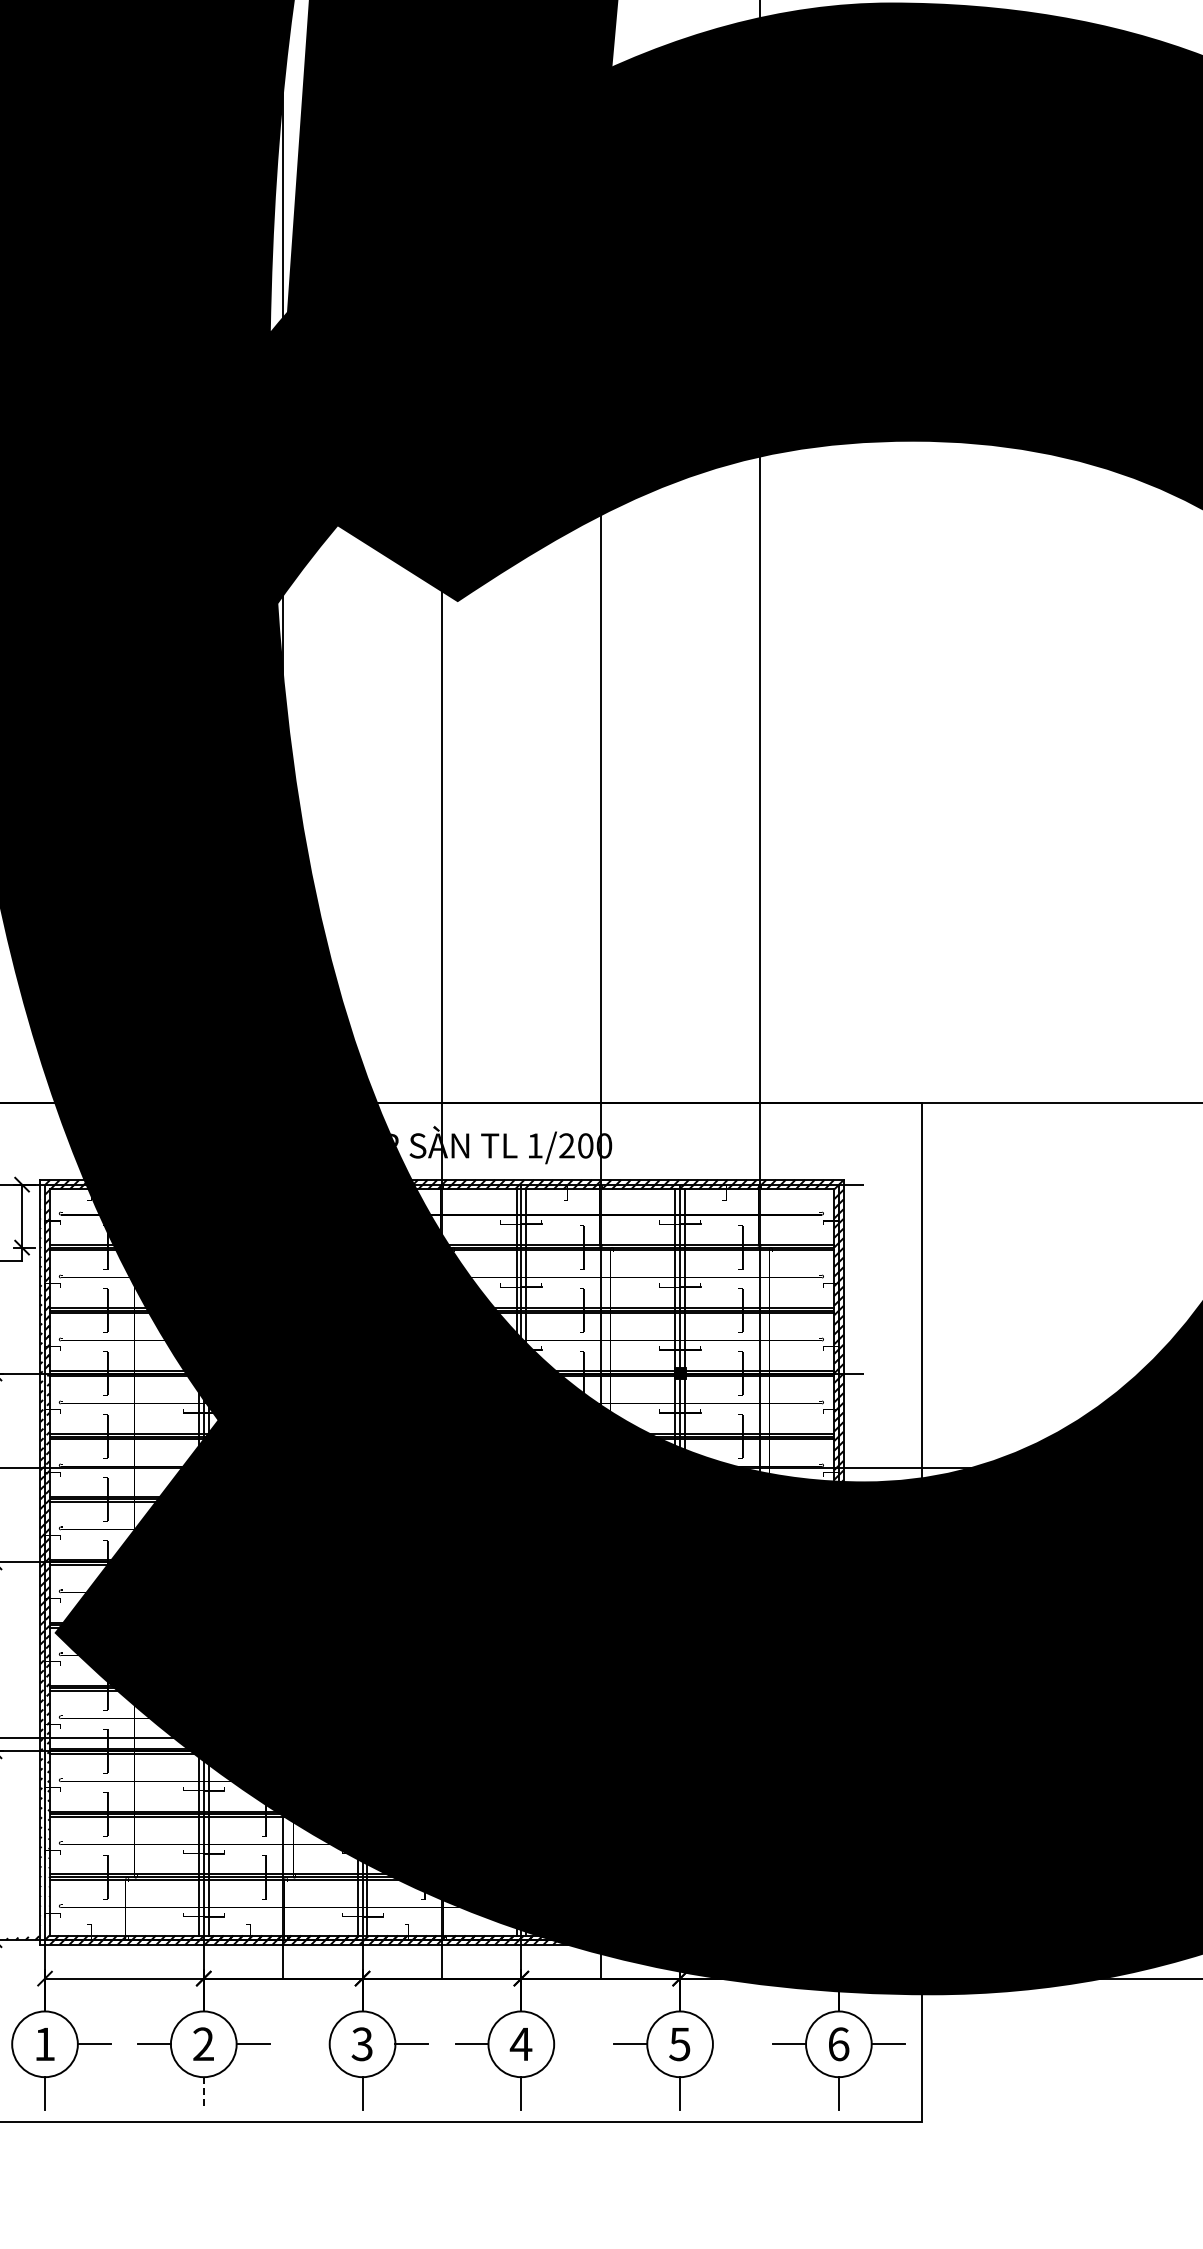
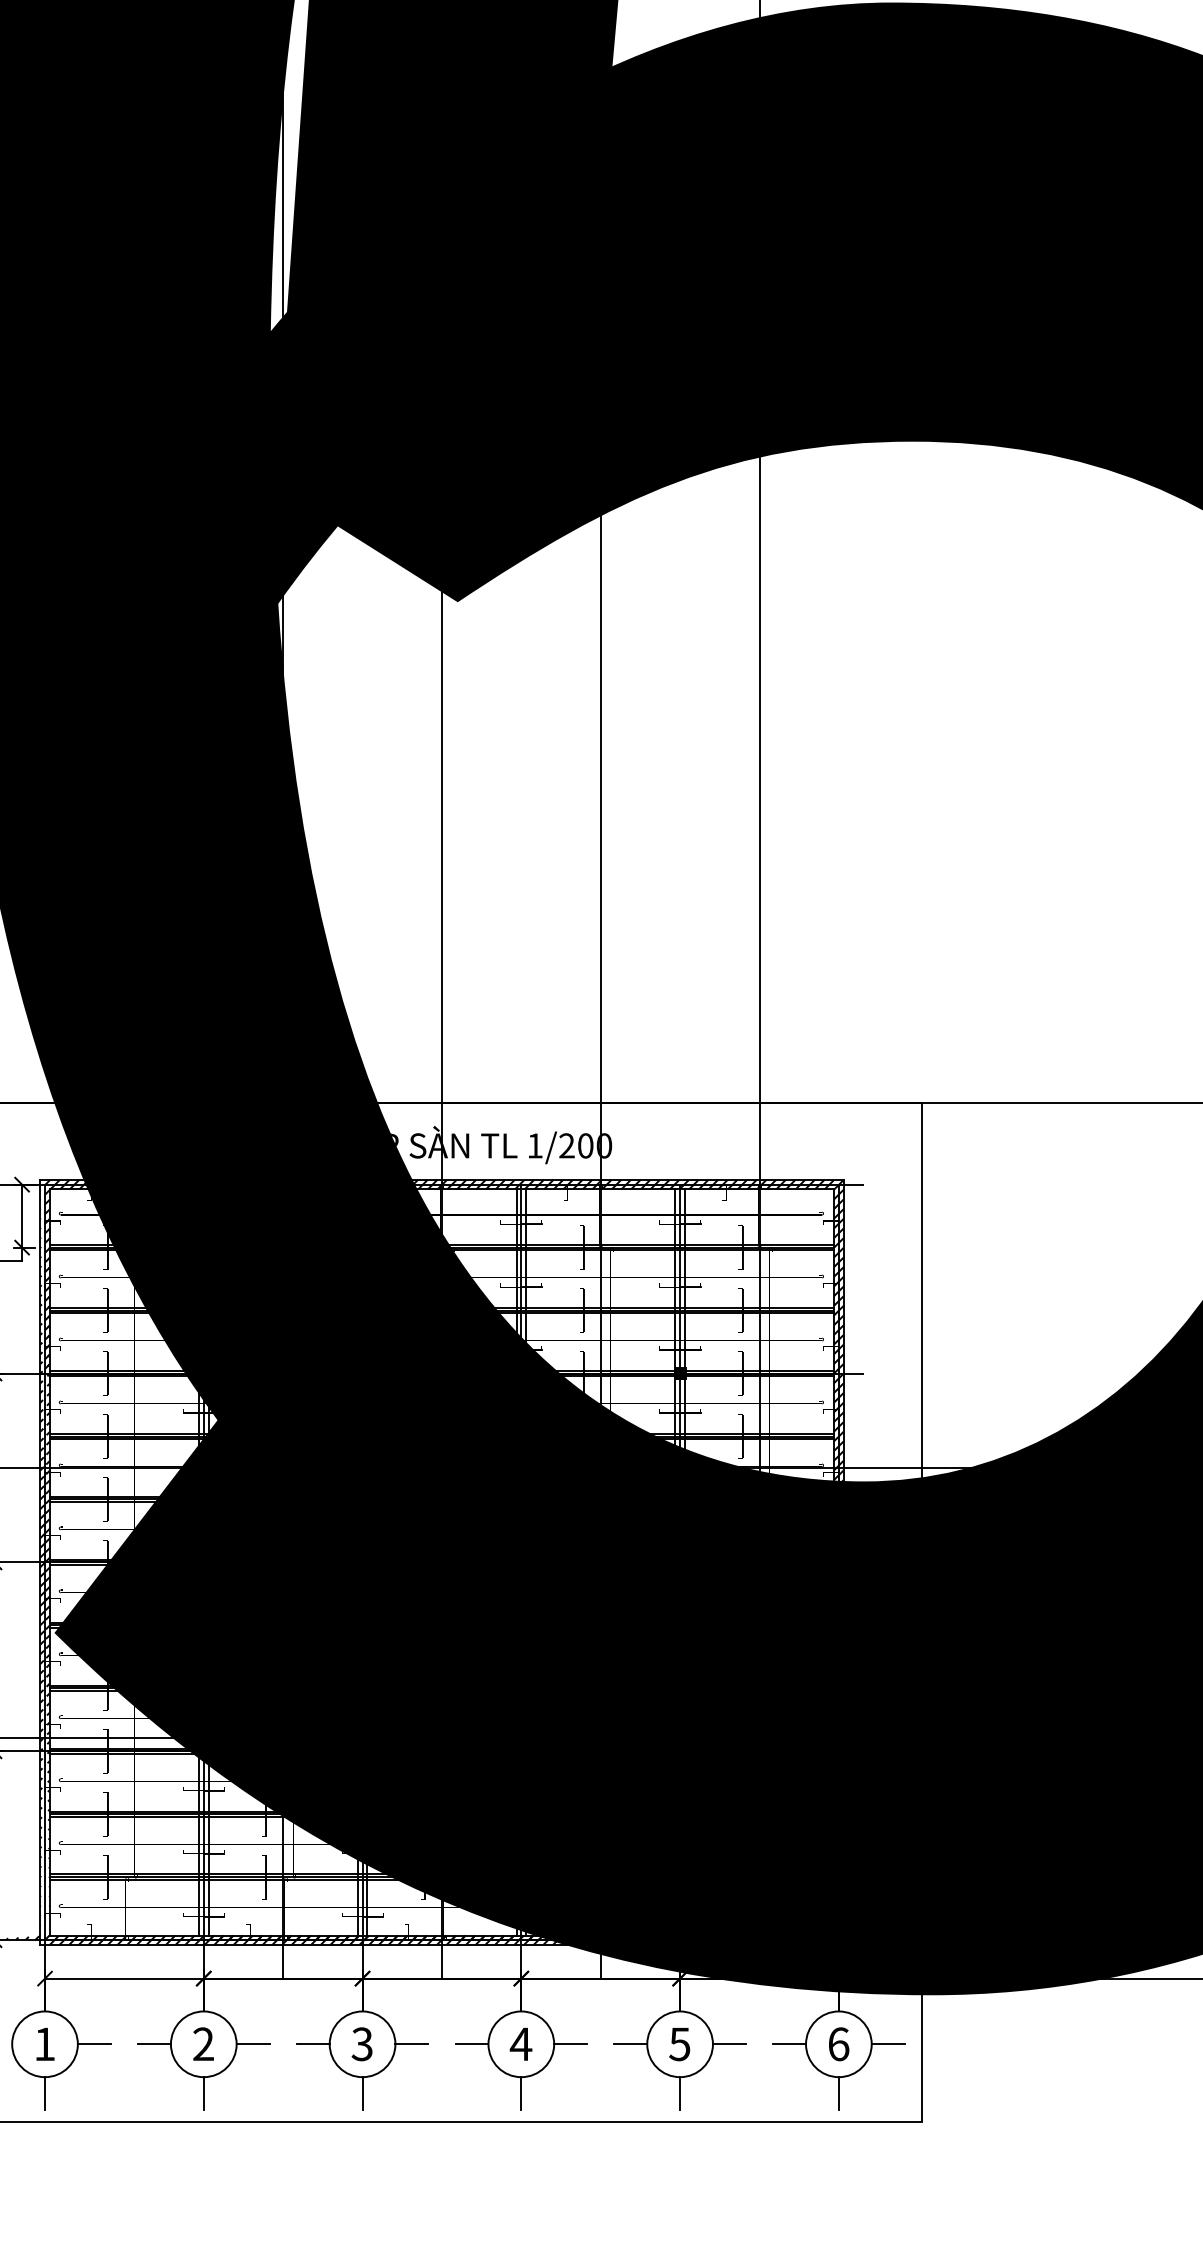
line: none -> present (312, 2044)
line: none -> present (570, 2044)
line: none -> present (728, 2044)
line: dashed -> solid (203, 2094)
